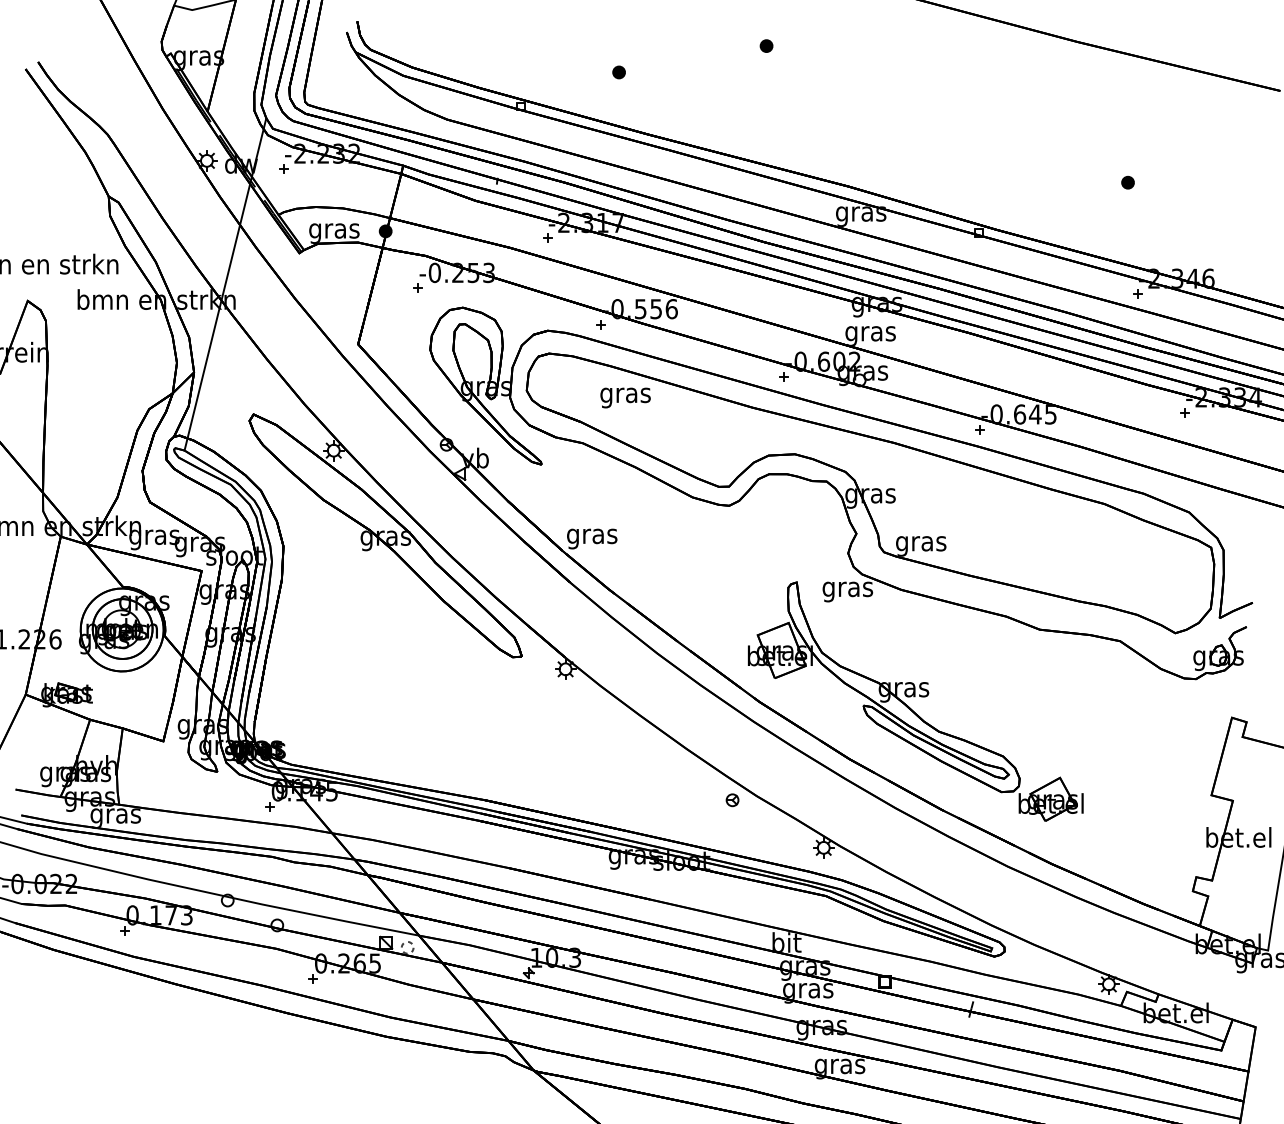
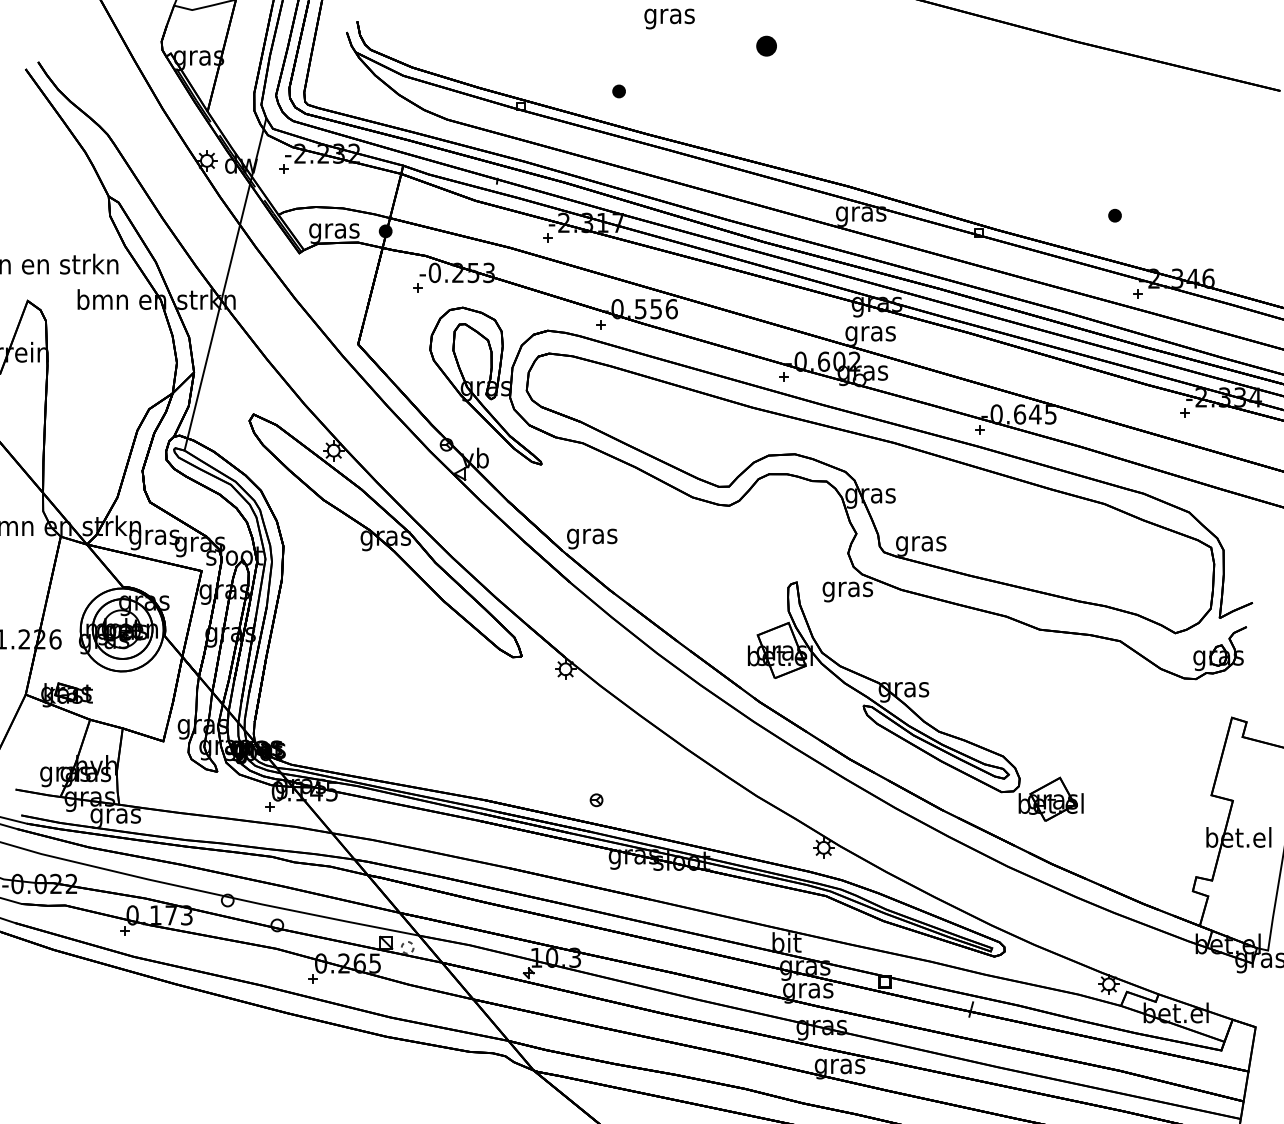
part size: 15x14 px -> 21x22 px (766, 45)
part position: (618, 72) -> (618, 91) (618, 91)
part position: (1127, 182) -> (1114, 215) (1114, 215)
text position: (625, 397) -> (669, 18) (669, 18)
part position: (732, 800) -> (596, 800) (596, 800)
